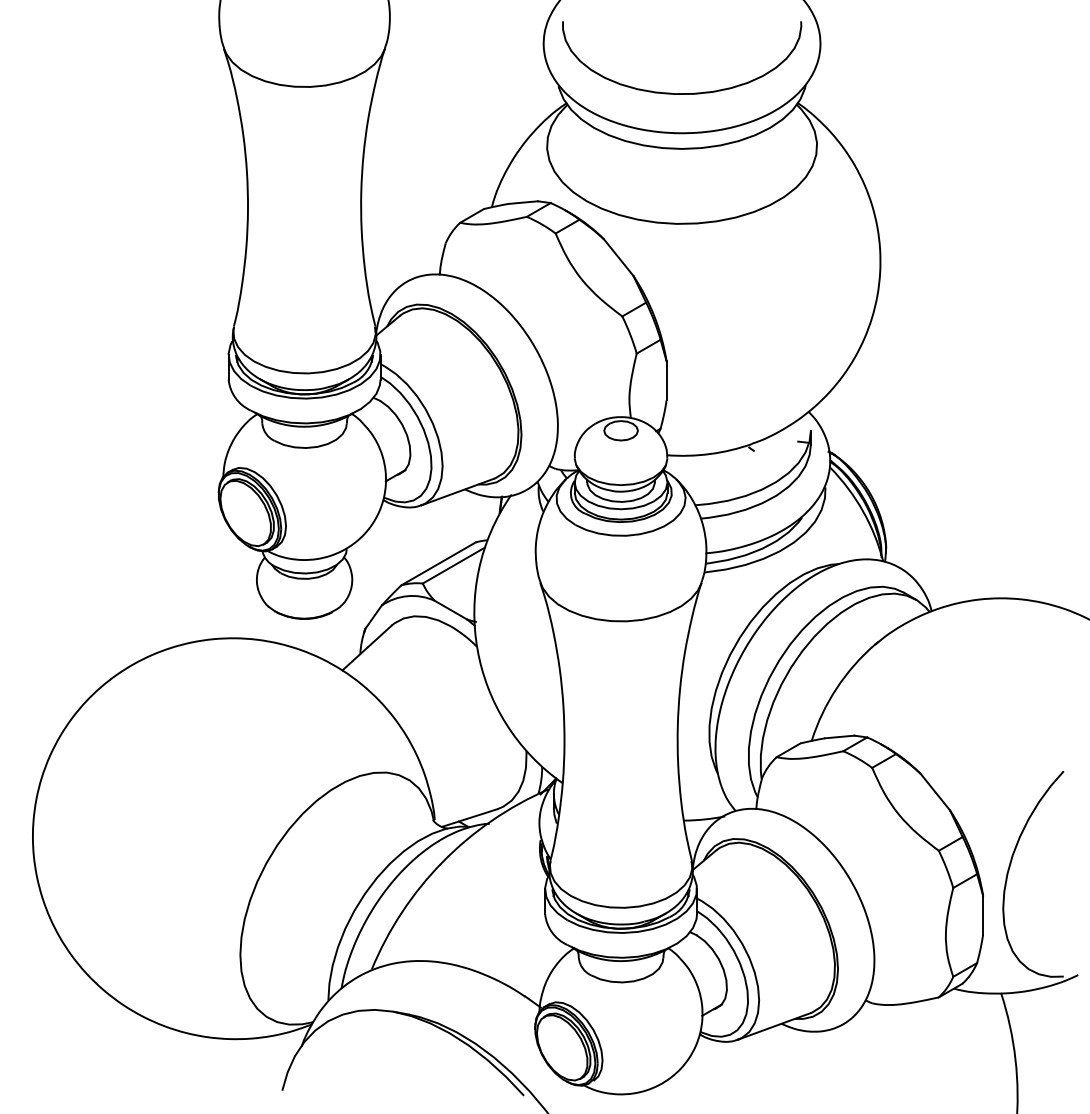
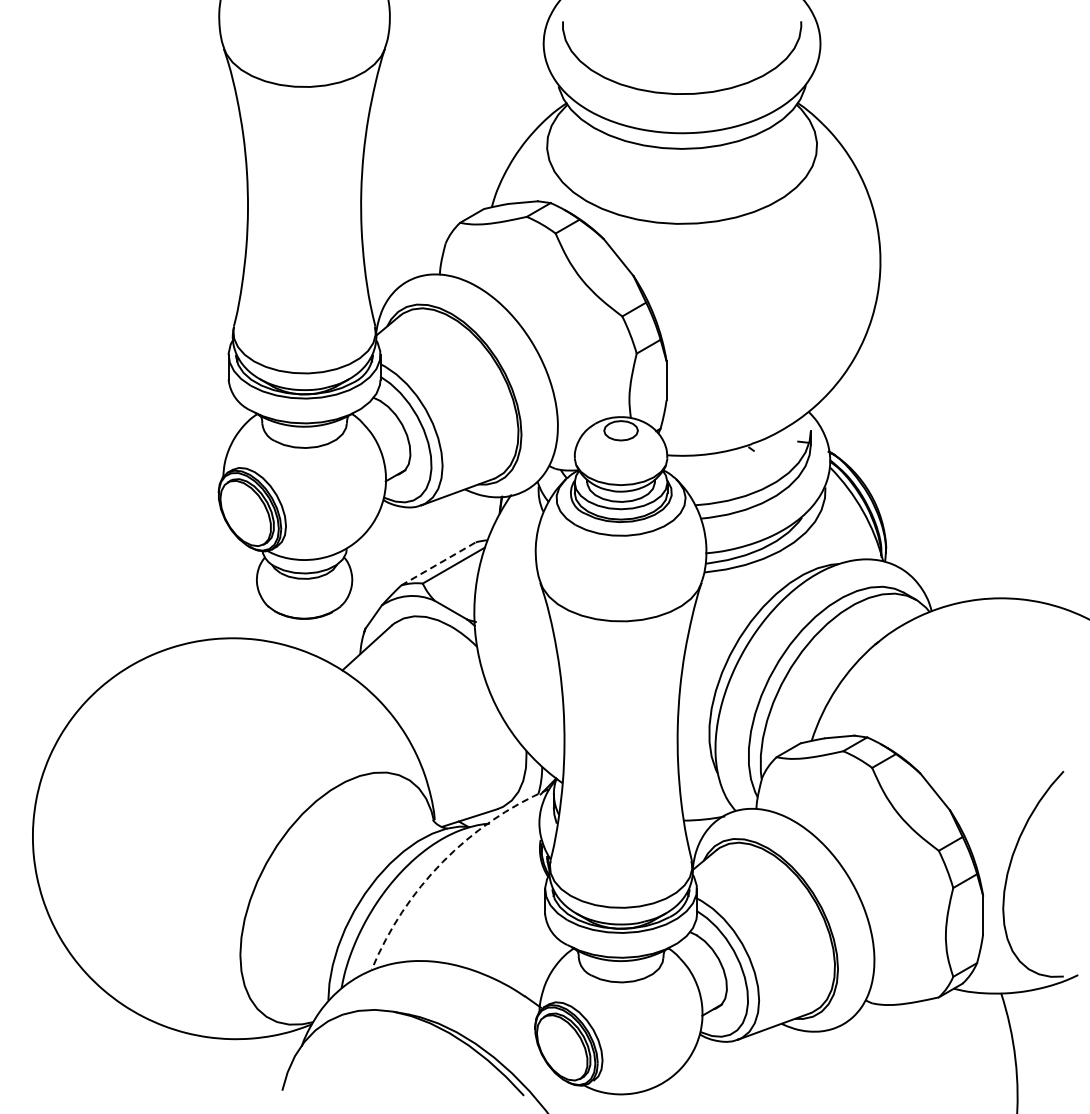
line: solid -> dashed (438, 563)
arc: solid -> dashed (442, 862)
